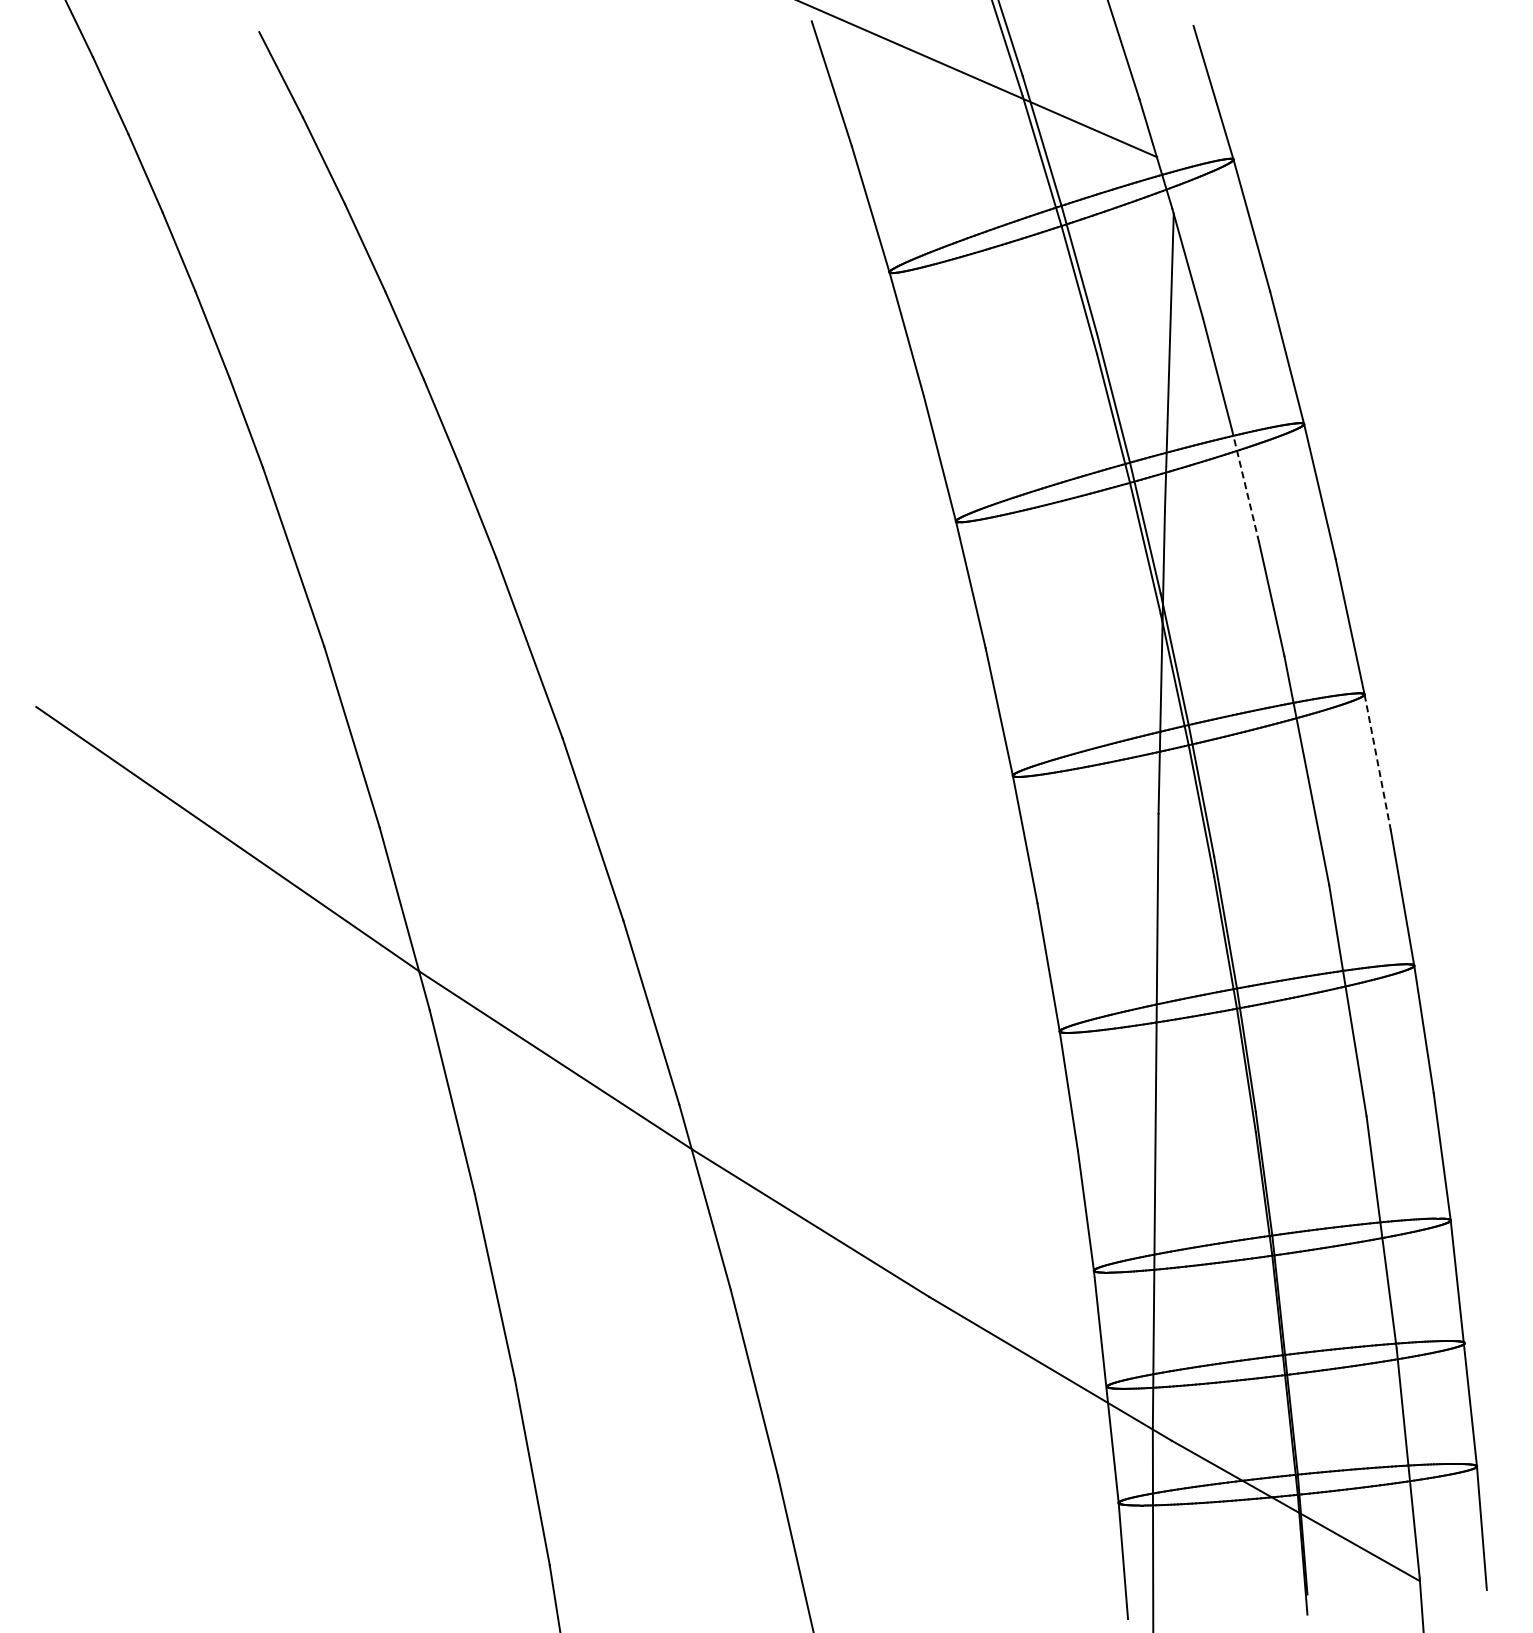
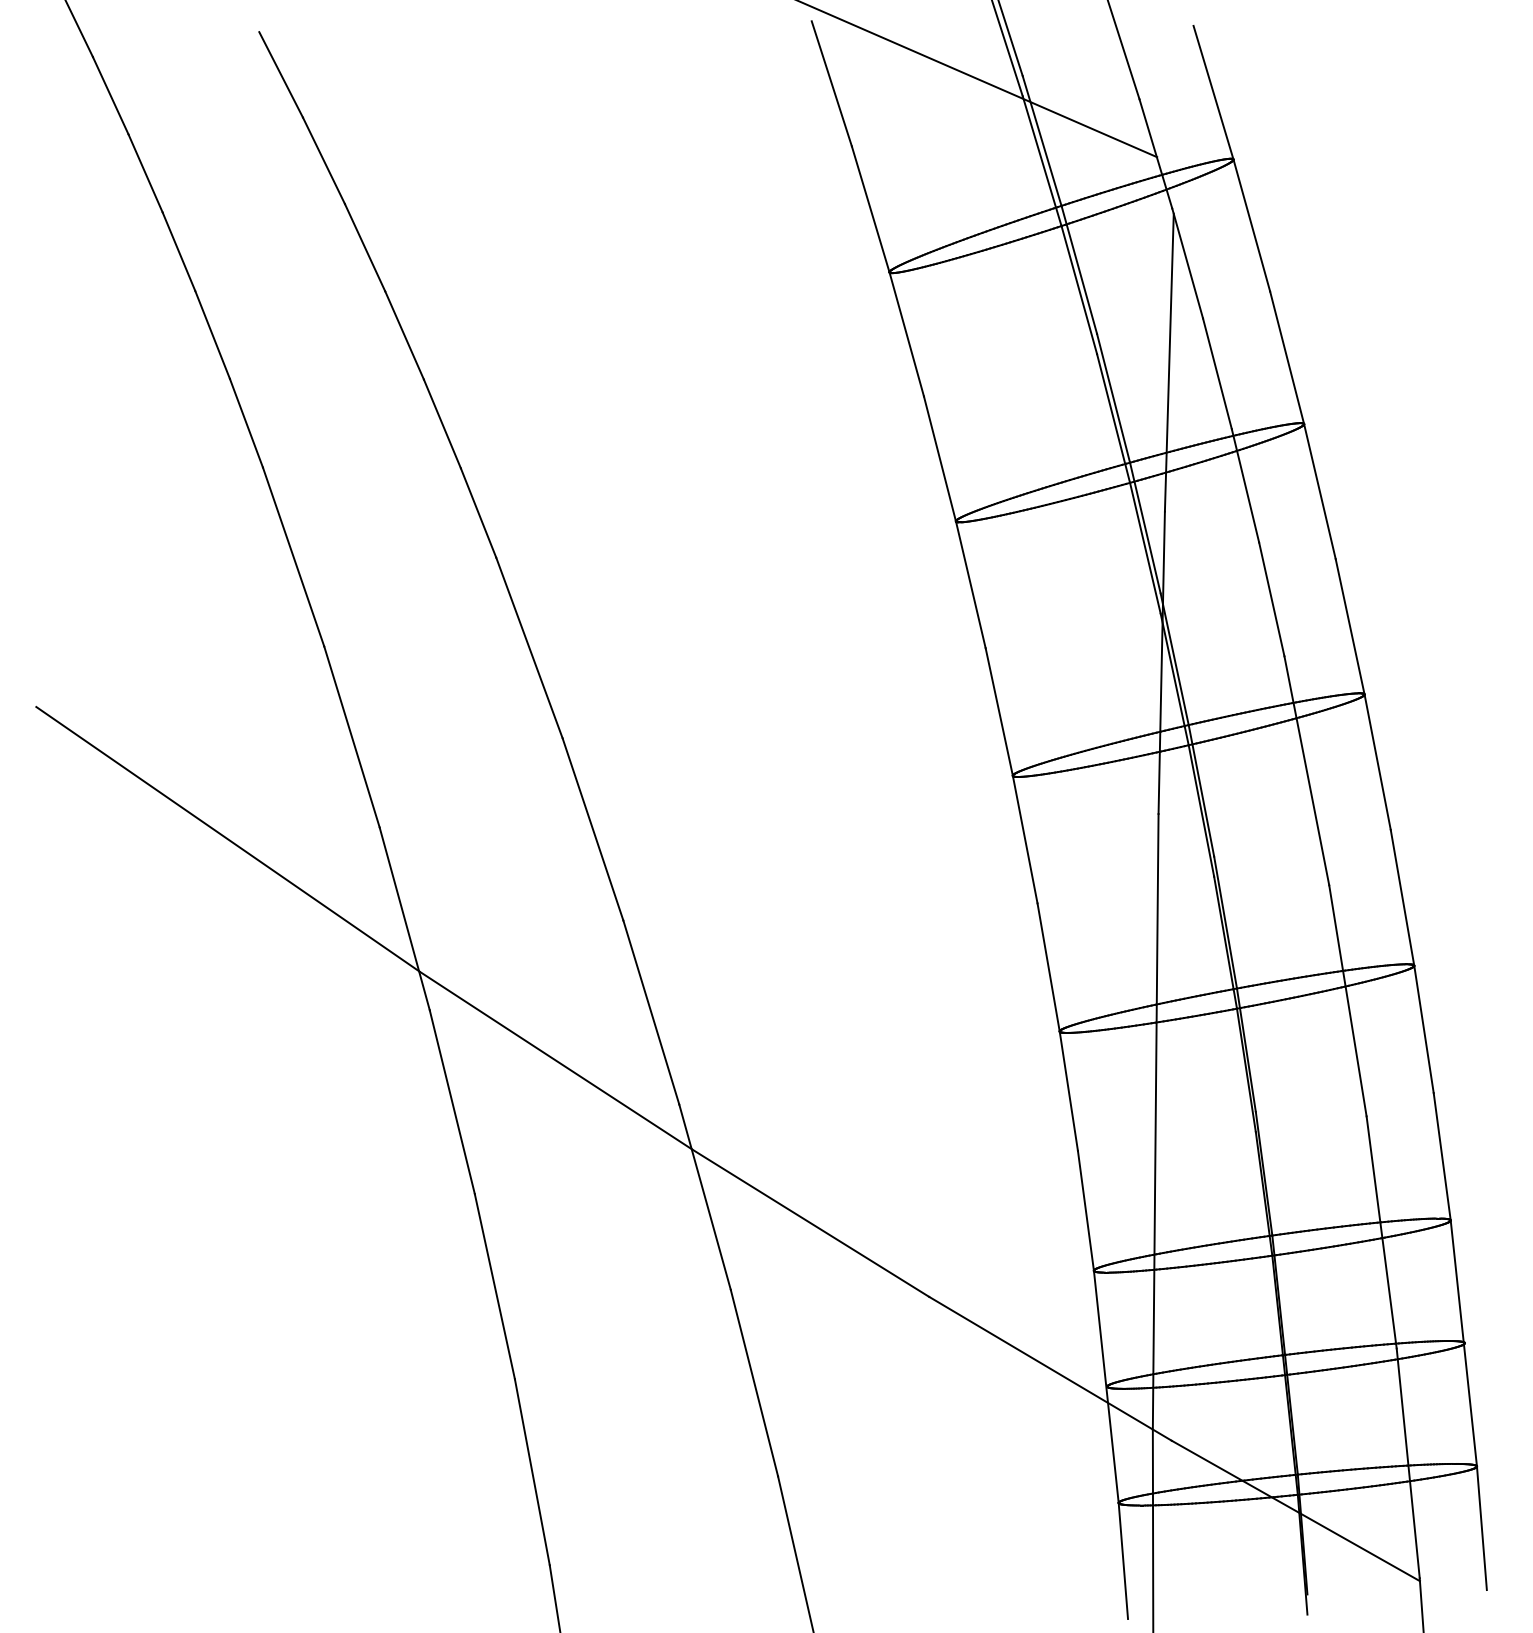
line: dashed -> solid (1245, 485)
line: dashed -> solid (1377, 762)
